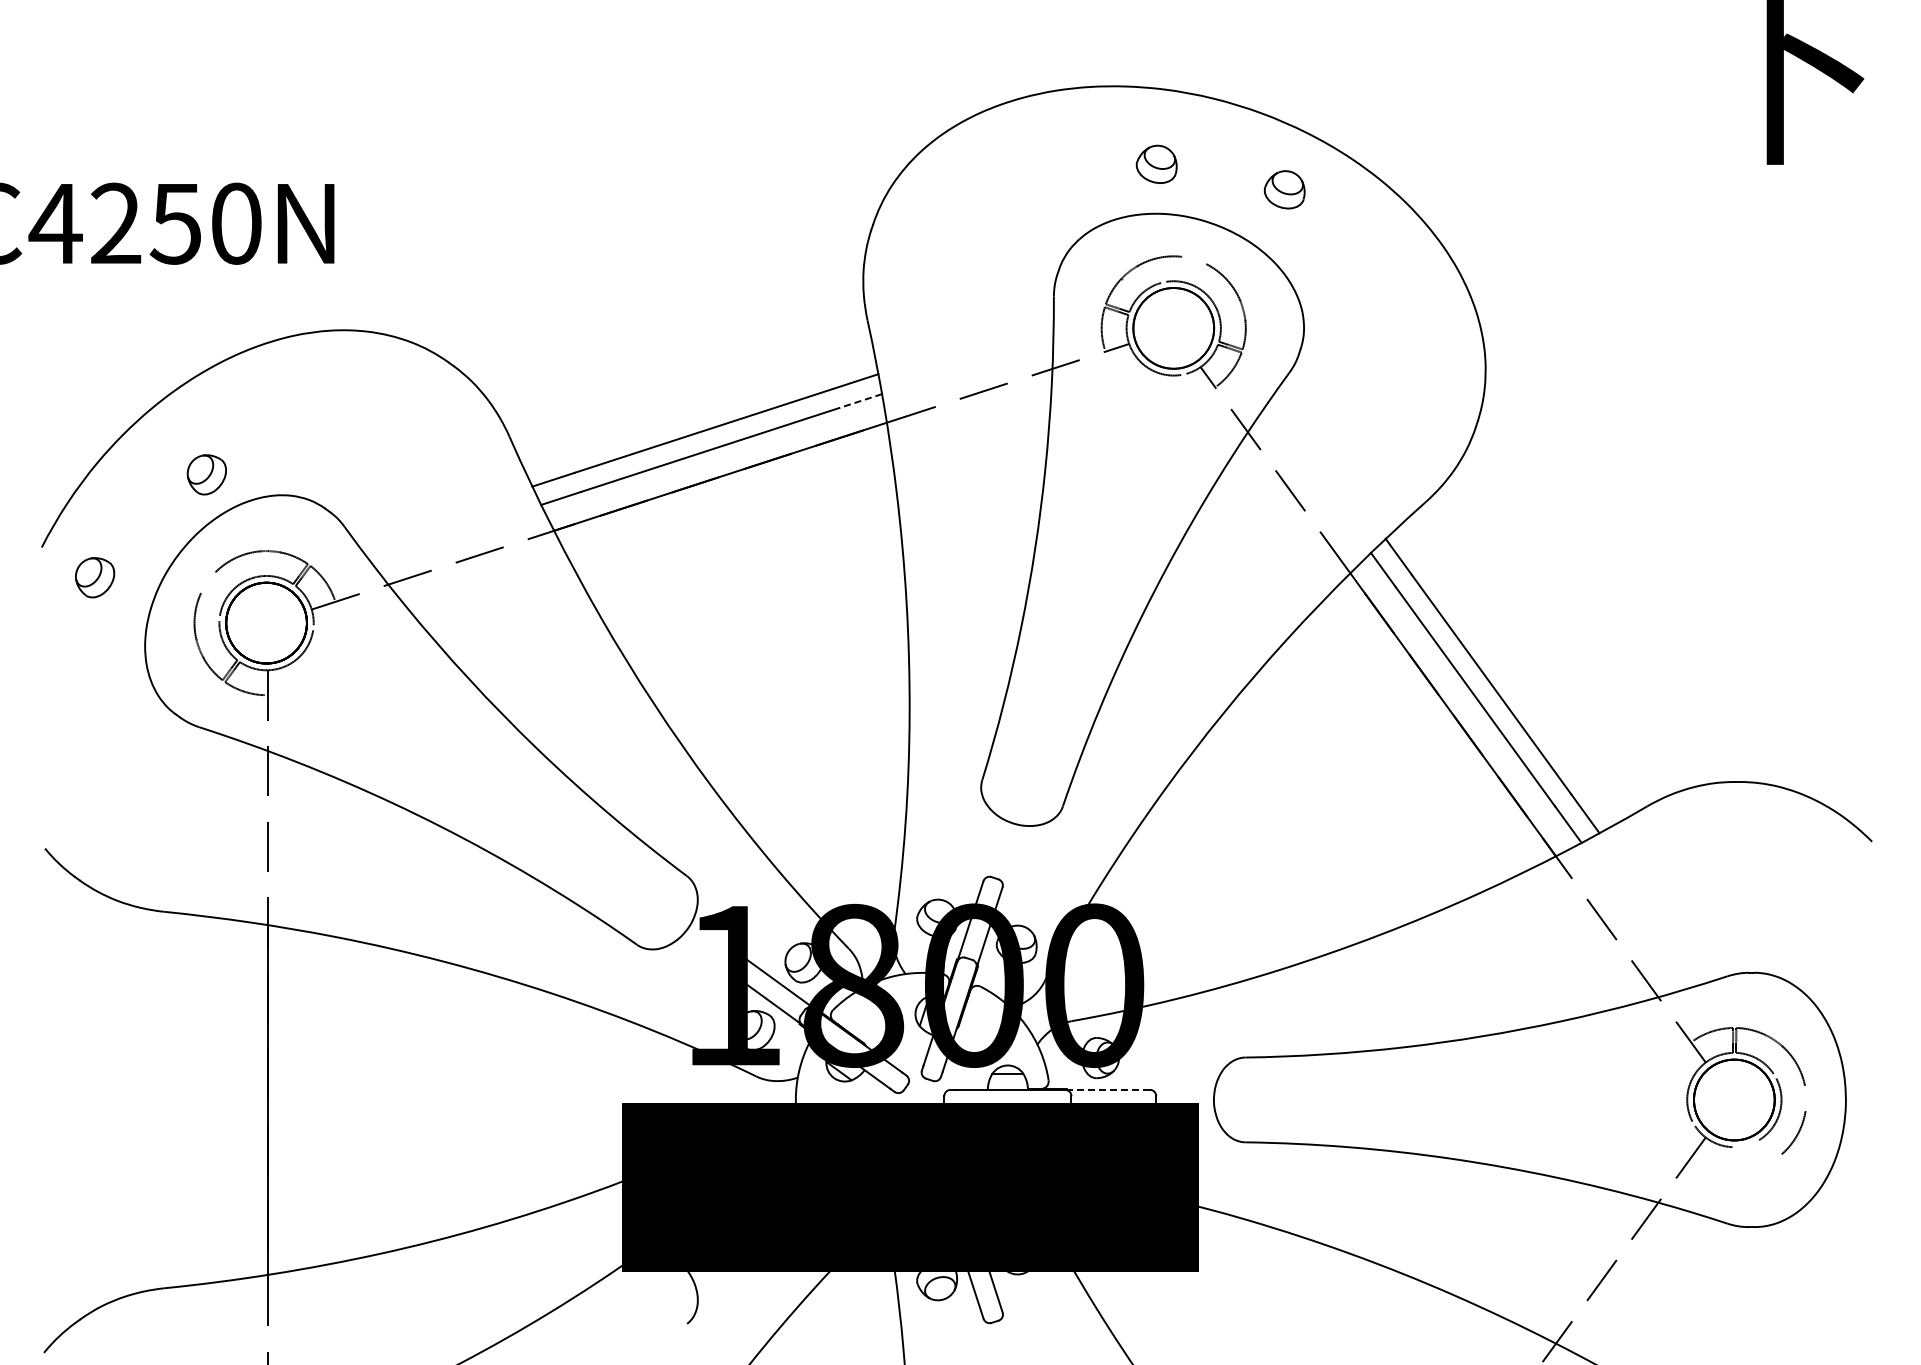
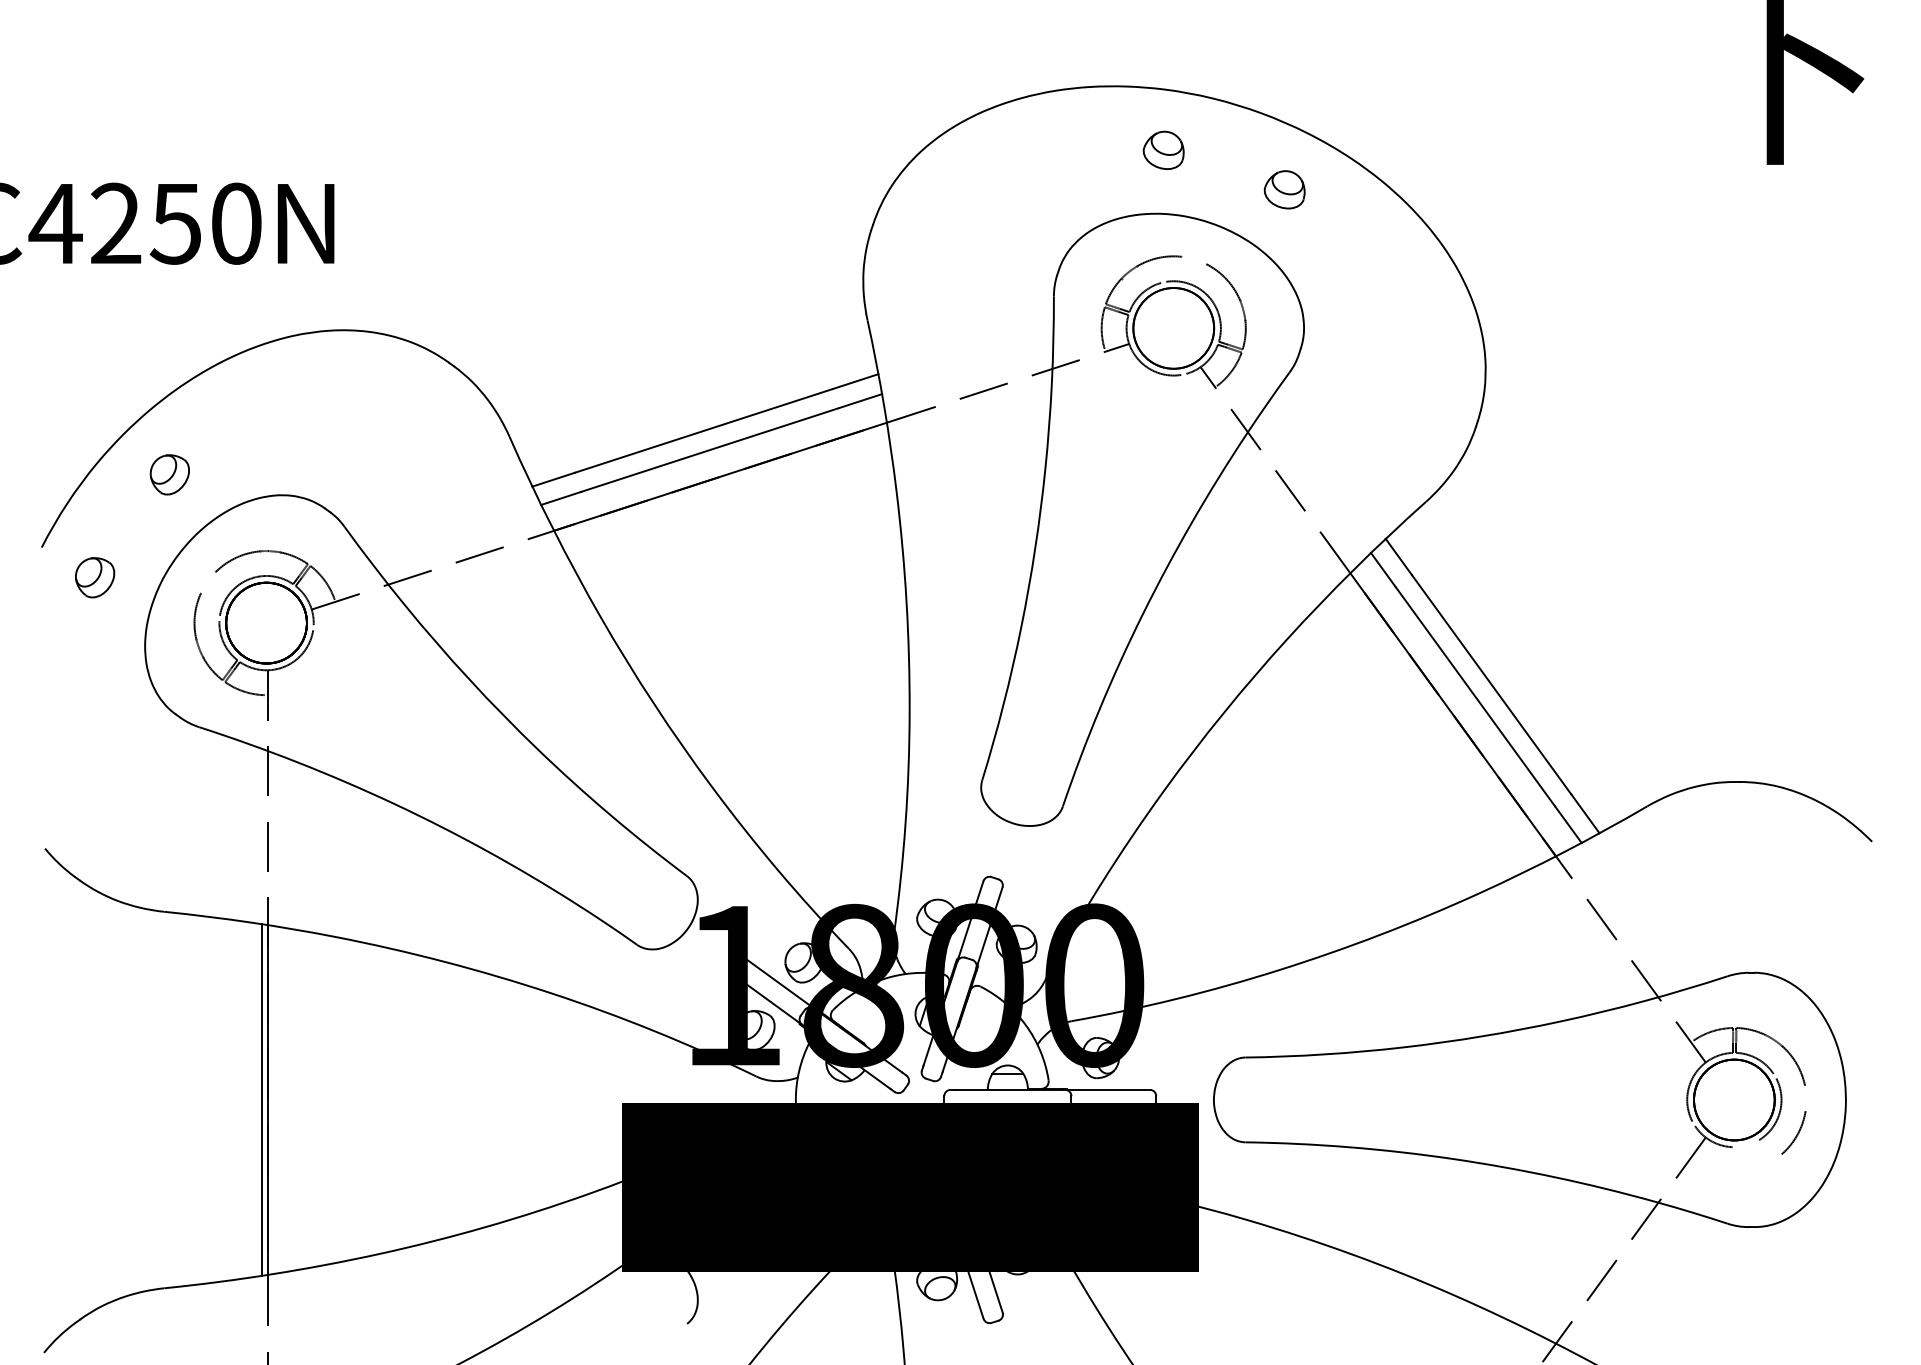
part position: (1156, 163) -> (1163, 149) (1163, 149)
line: dashed -> solid (860, 401)
part position: (206, 474) -> (169, 474) (169, 474)
line: dashed -> solid (1109, 1089)
line: none -> present (262, 1099)
